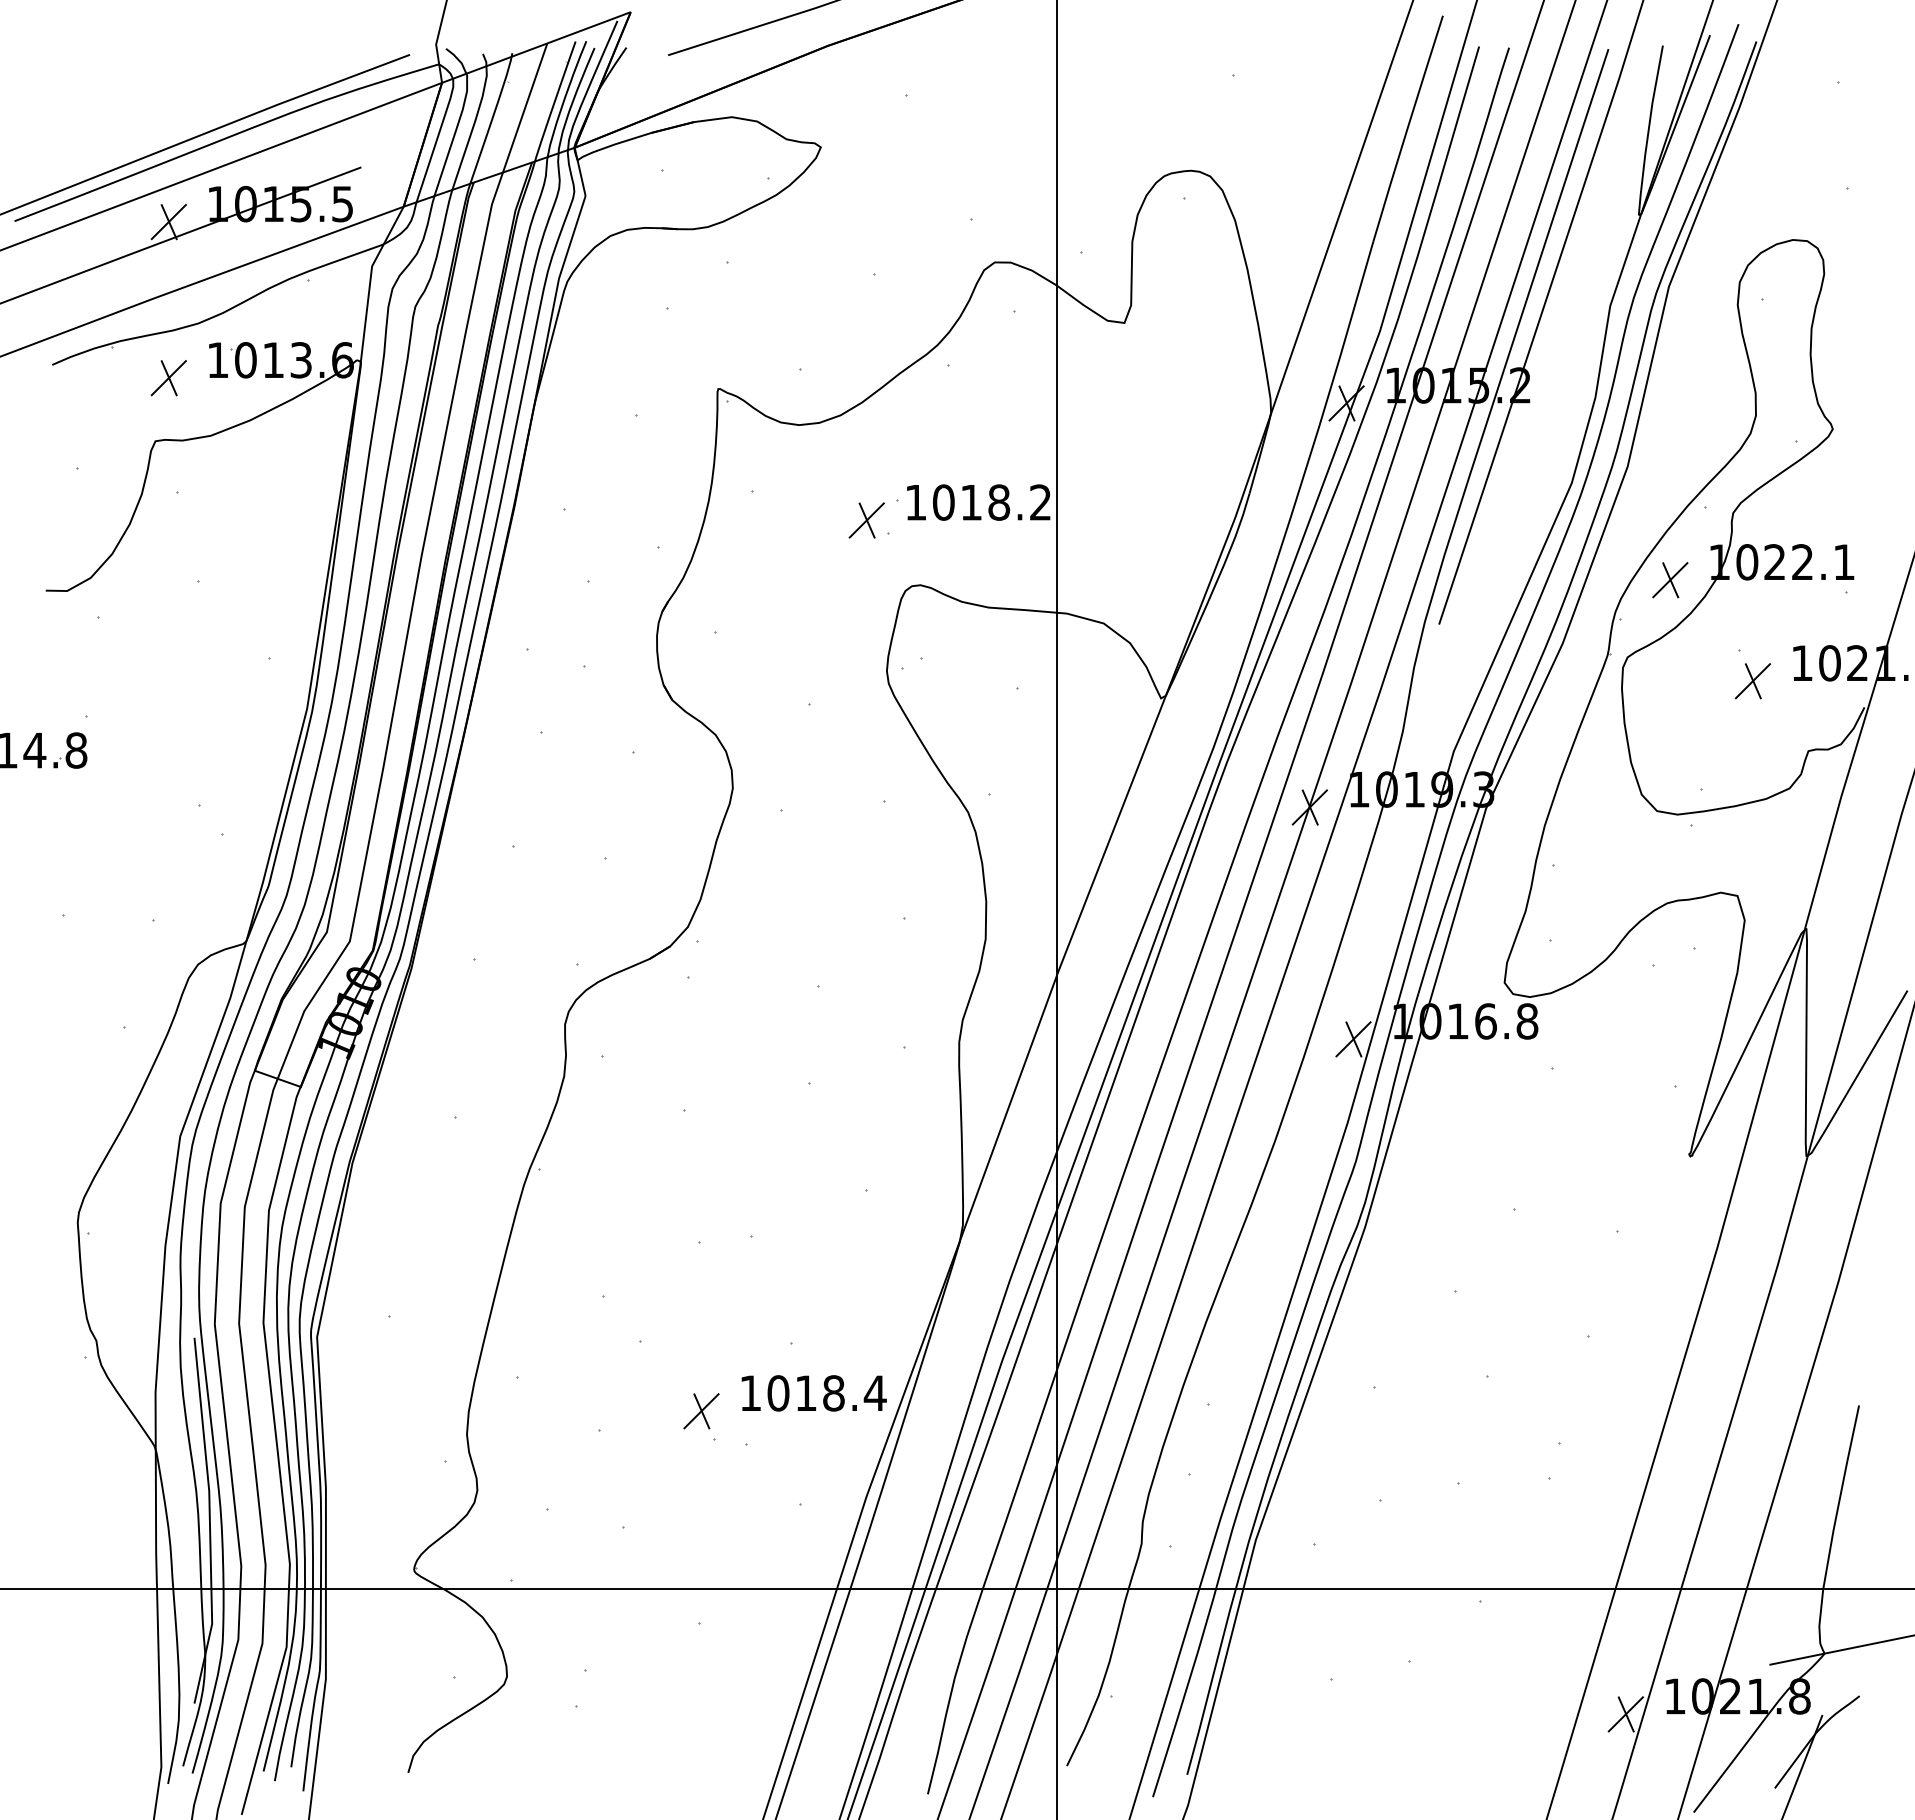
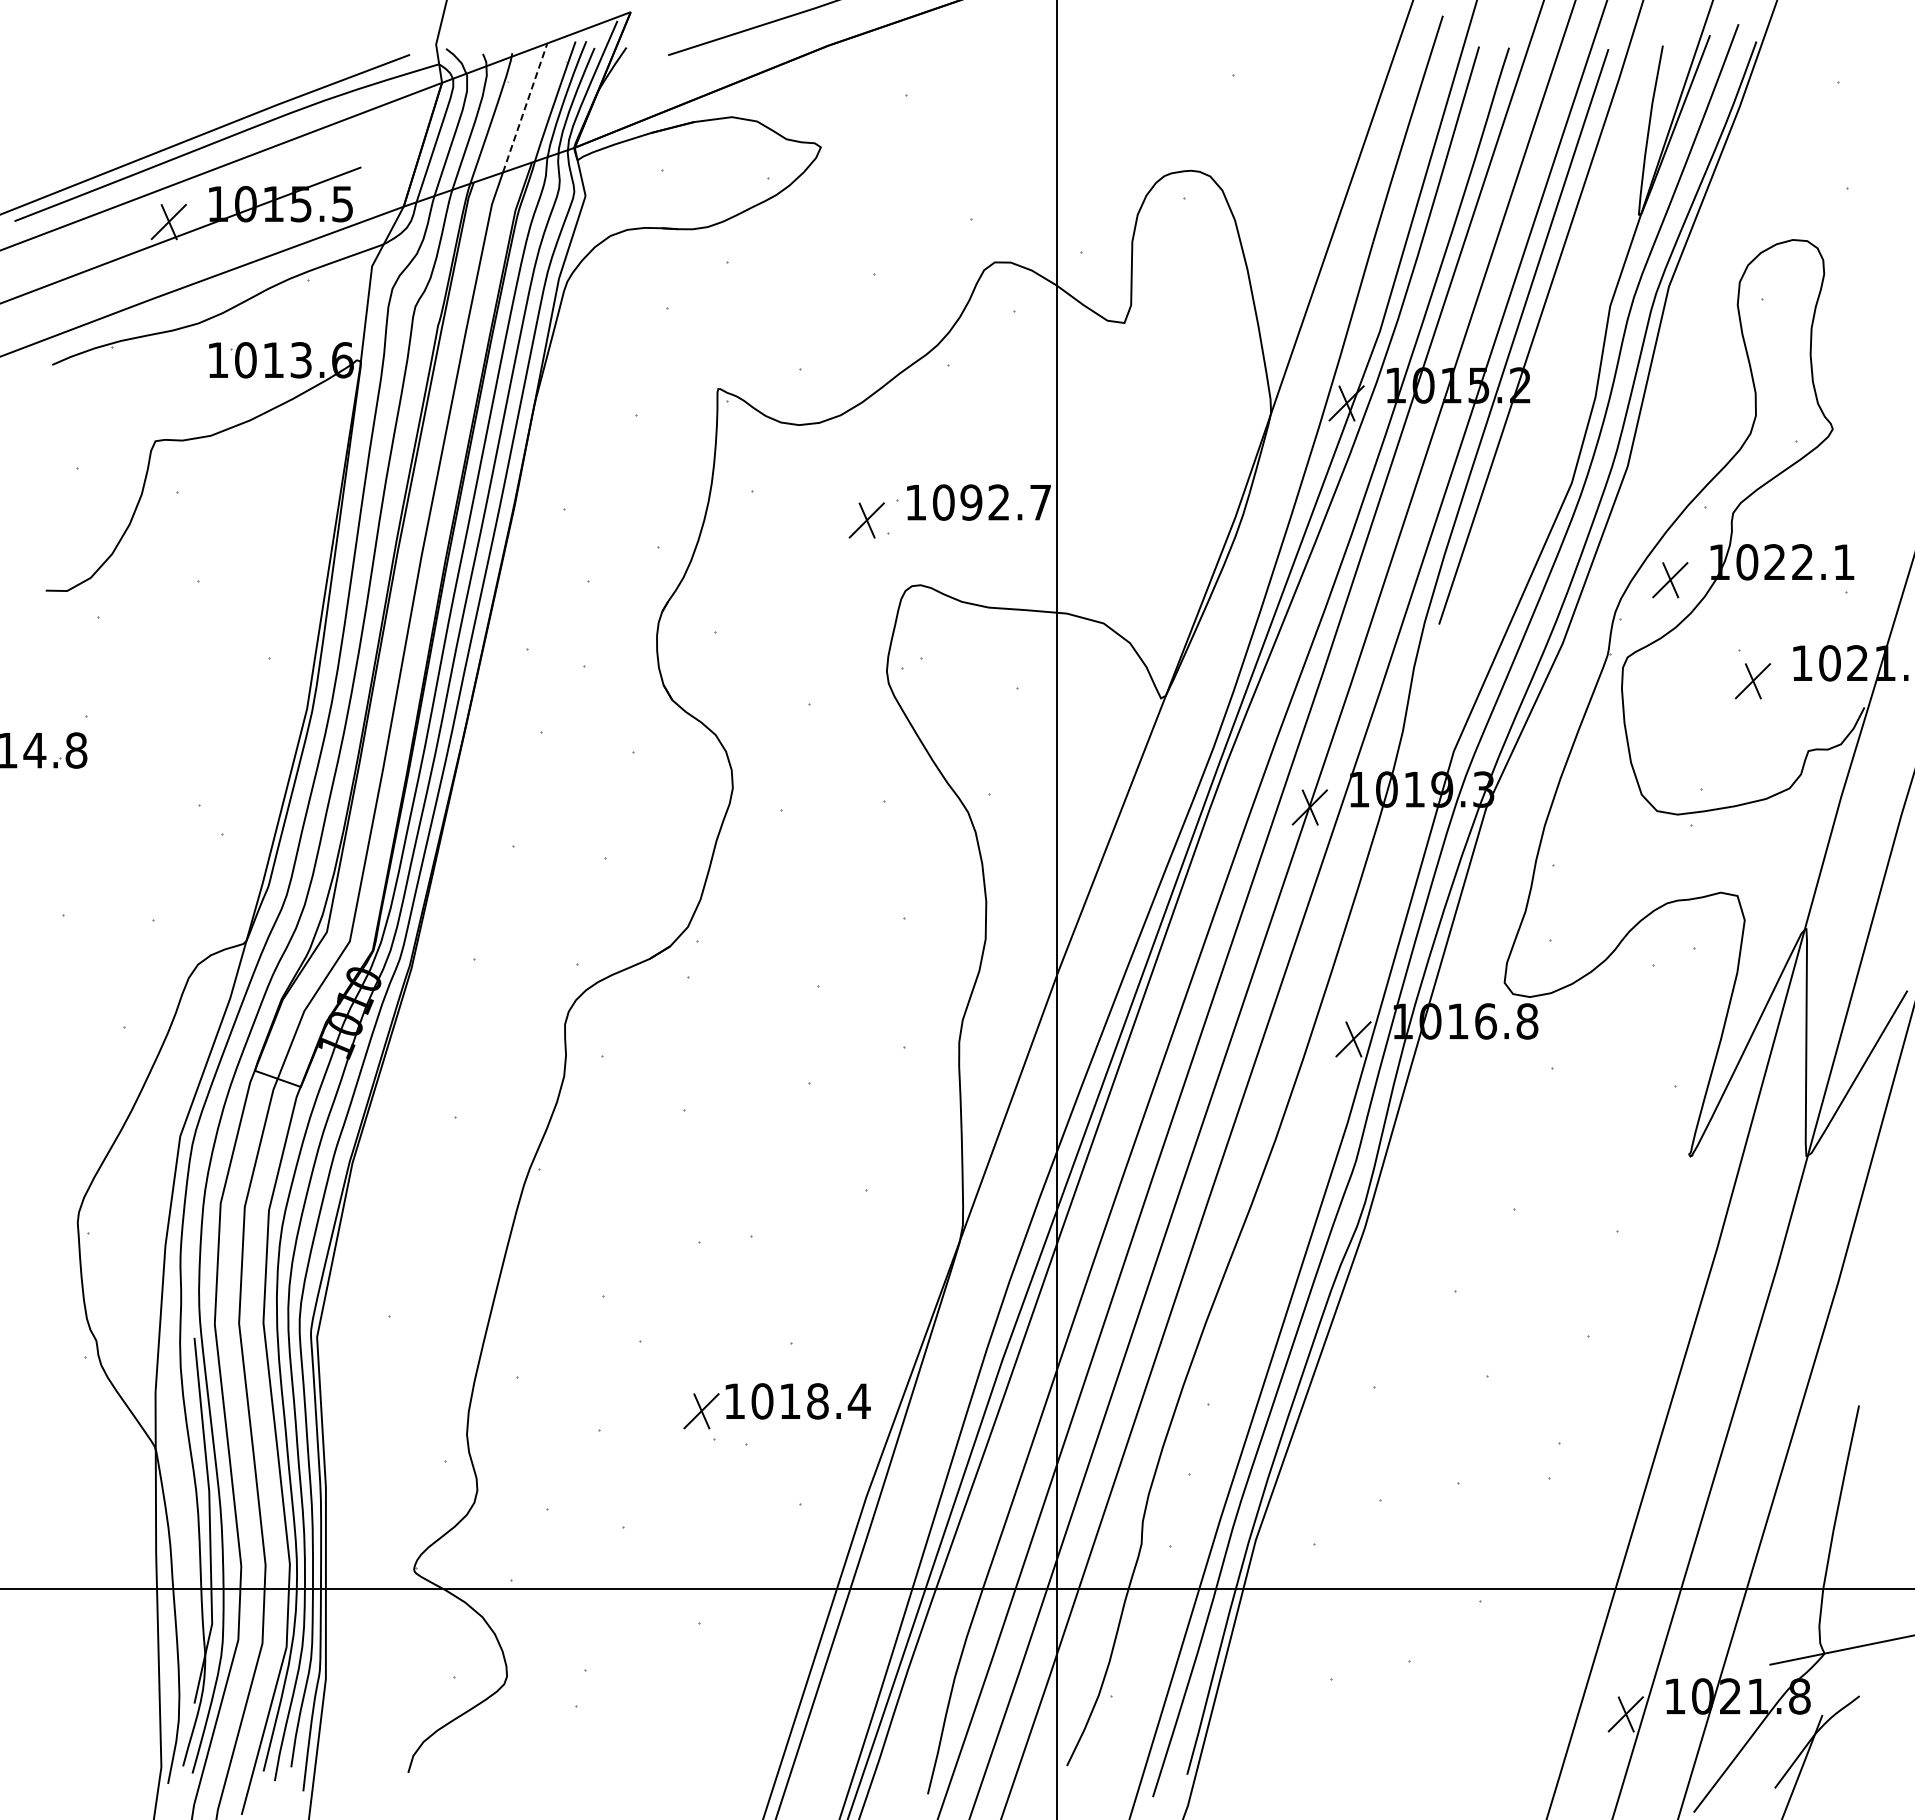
line: solid -> dashed (525, 107)
part: present -> none (168, 378)
text: 1018.2 -> 1092.7 (1005, 502)
text position: (813, 1393) -> (797, 1401) (797, 1401)
